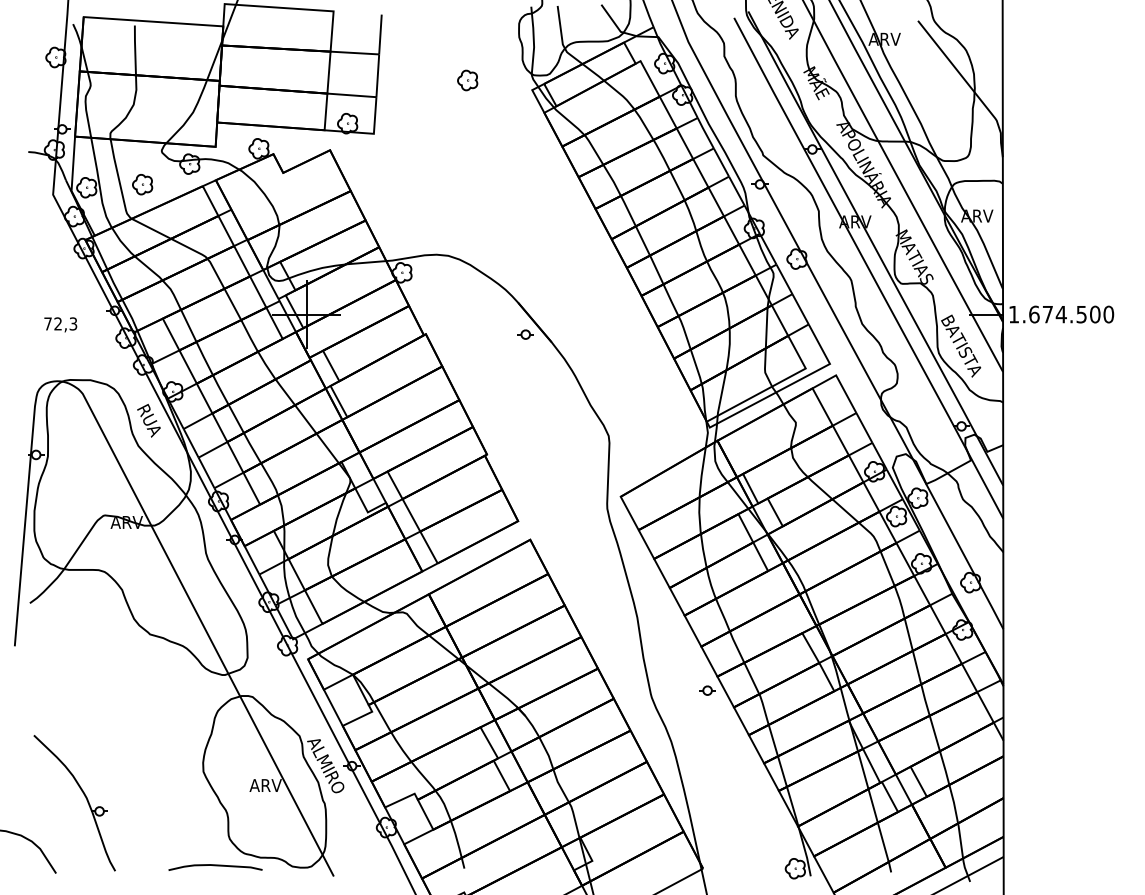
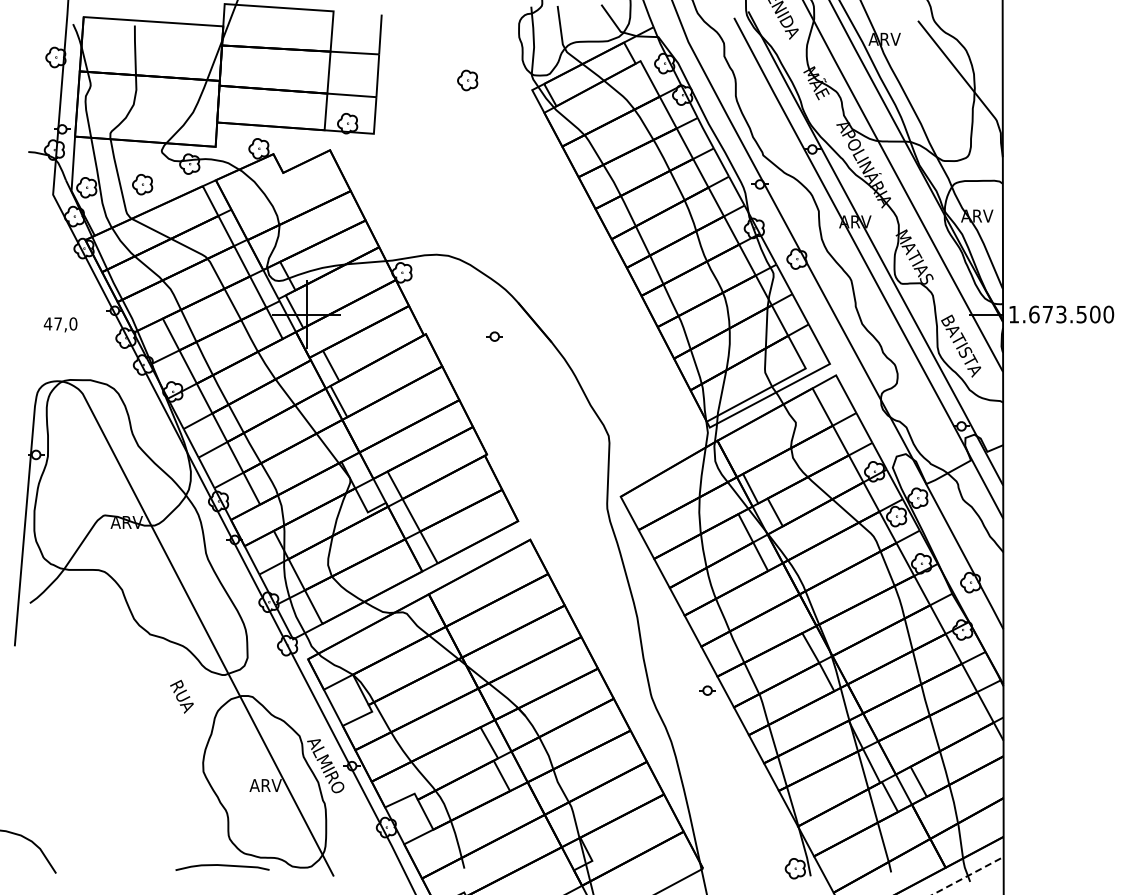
text: 1.674.500 -> 1.673.500 (1060, 314)
text: 72,3 -> 47,0 (60, 323)
part position: (525, 334) -> (494, 336) (494, 336)
text position: (148, 420) -> (181, 696) (181, 696)
part: present -> none (85, 798)
curve position: (215, 866) -> (222, 866) (222, 866)
line: solid -> dashed (968, 875)
